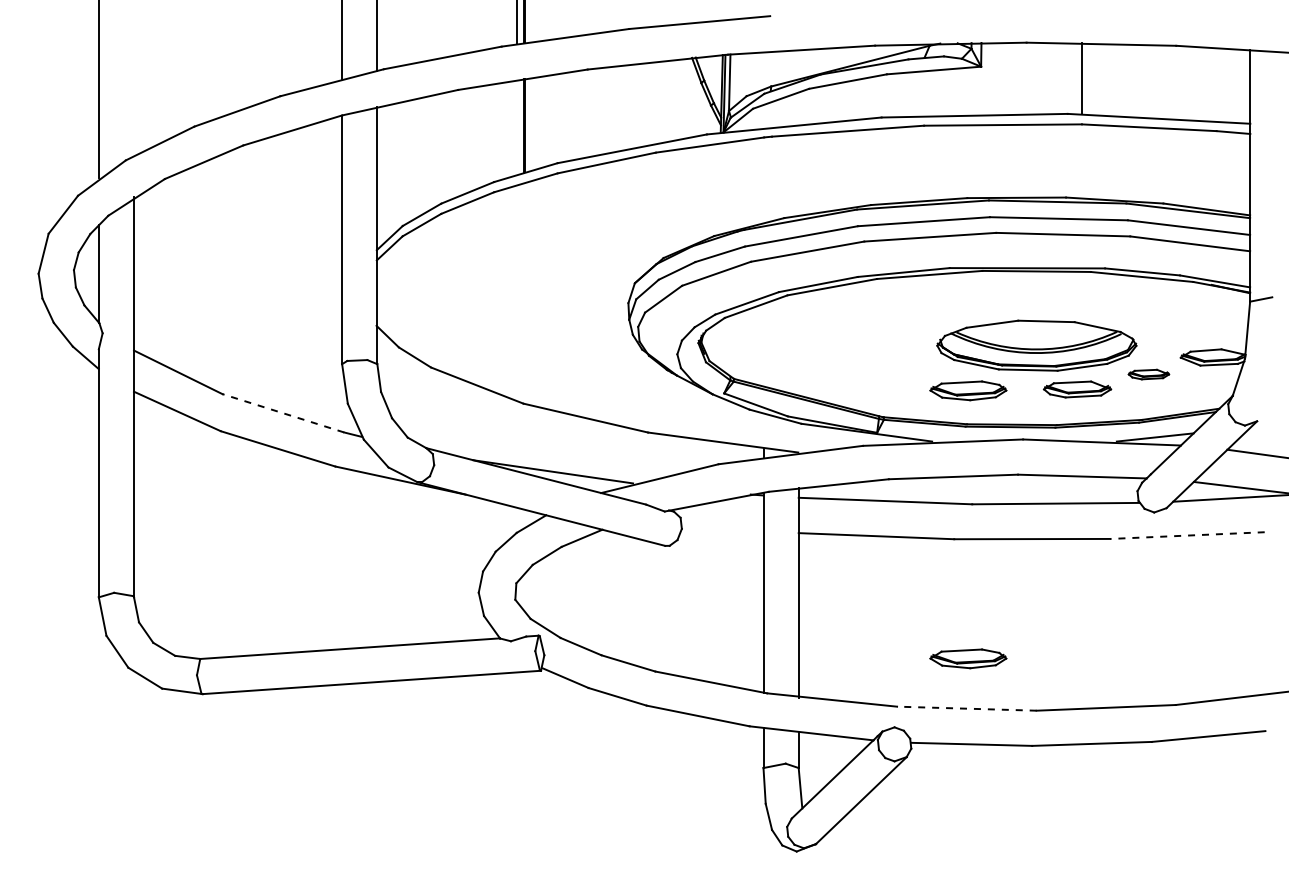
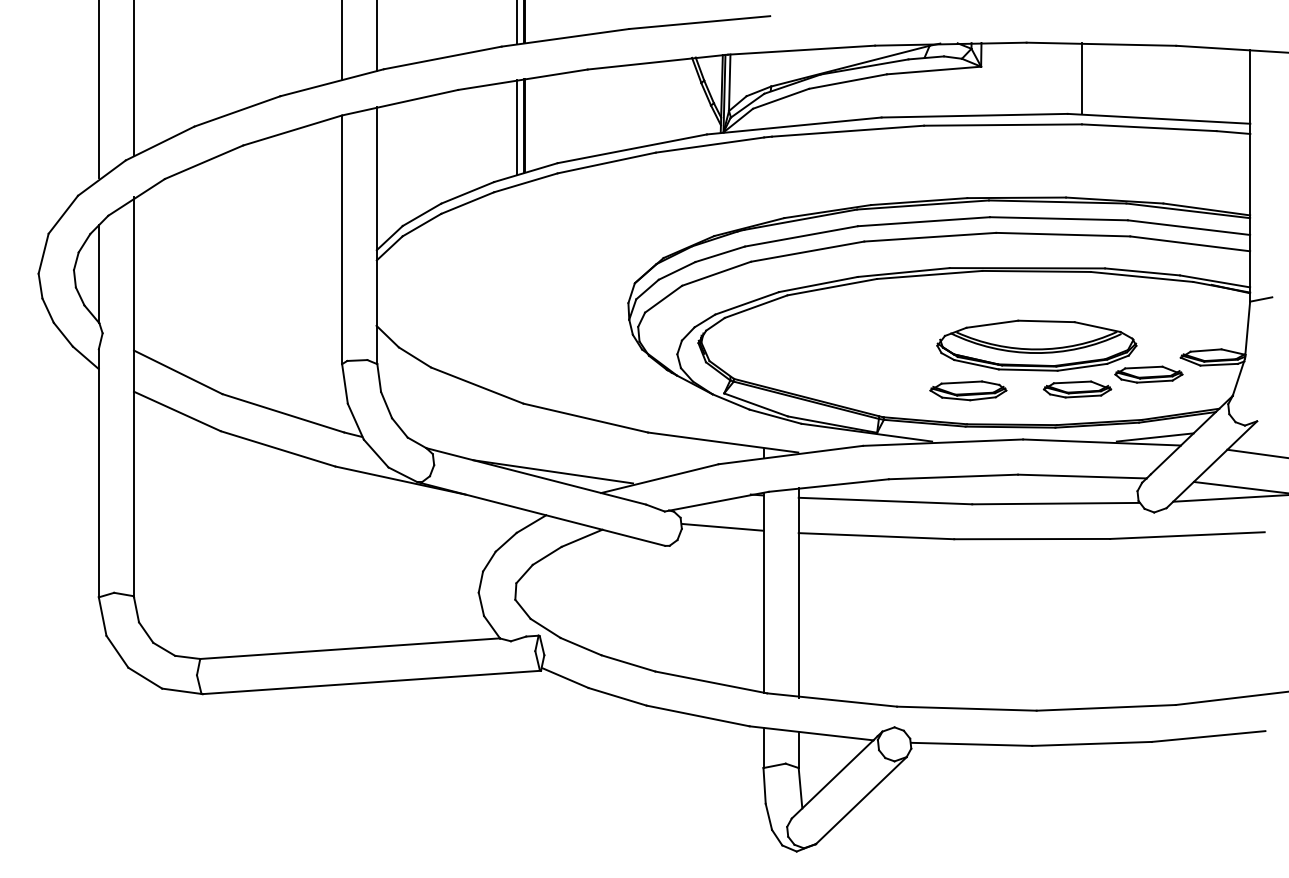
line: none -> present (134, 78)
line: none -> present (517, 126)
part size: 44x13 px -> 70x19 px (1148, 374)
line: dashed -> solid (283, 413)
line: none -> present (722, 526)
line: dashed -> solid (1186, 535)
part: present -> none (968, 658)
line: dashed -> solid (966, 708)
